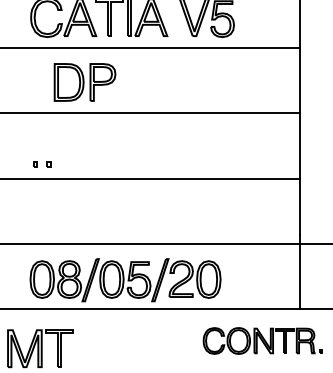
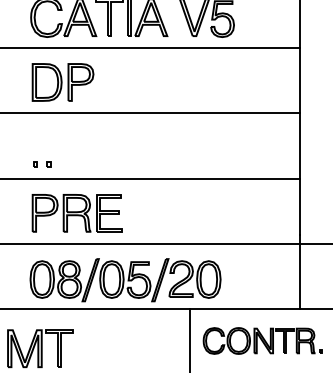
part position: (84, 82) -> (62, 82) (62, 82)
part: none -> present (76, 213)
line: none -> present (189, 339)
